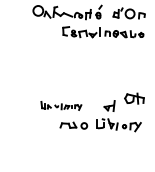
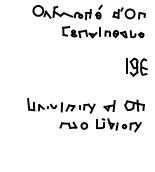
part: none -> present (136, 66)
part position: (134, 98) -> (134, 105) (134, 105)
part size: 43x10 px -> 69x16 px (61, 105)
